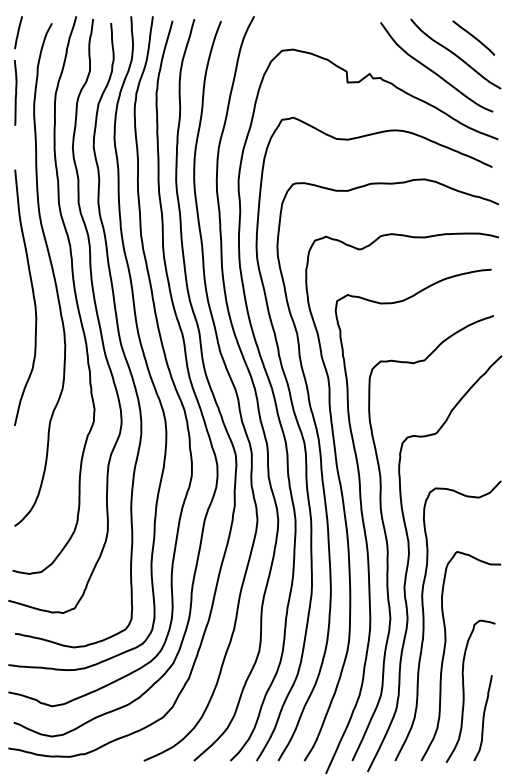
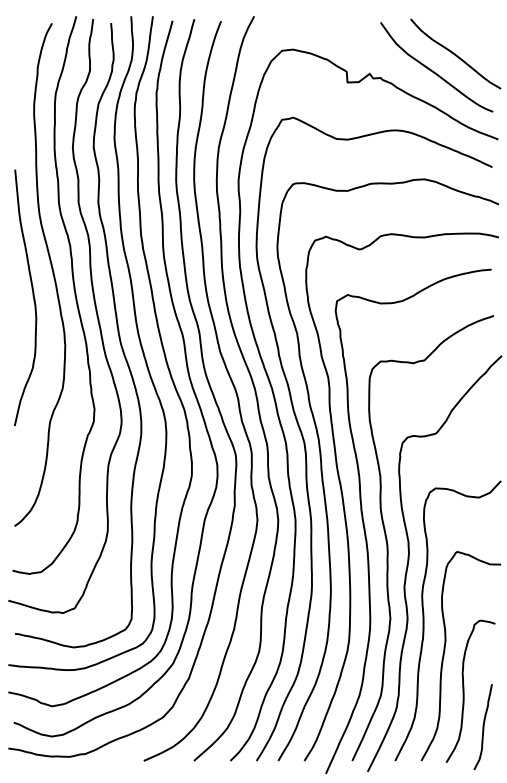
line: present -> none (18, 32)
curve: present -> none (473, 37)
line: present -> none (15, 92)
curve position: (482, 718) -> (482, 727) (482, 727)
